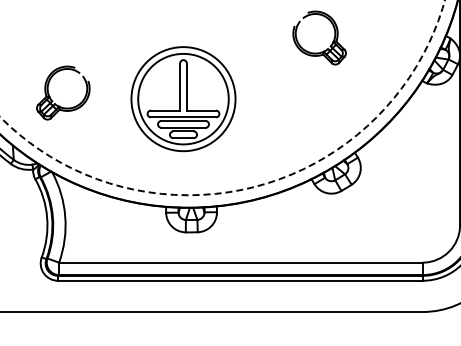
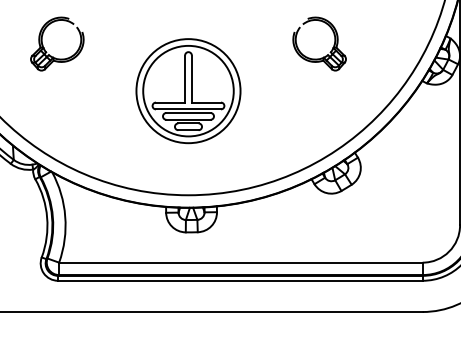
part position: (331, 43) -> (331, 49) (331, 49)
circle: dashed -> solid (222, 97)
part position: (51, 98) -> (45, 49) (45, 49)
part position: (183, 99) -> (188, 91) (188, 91)
